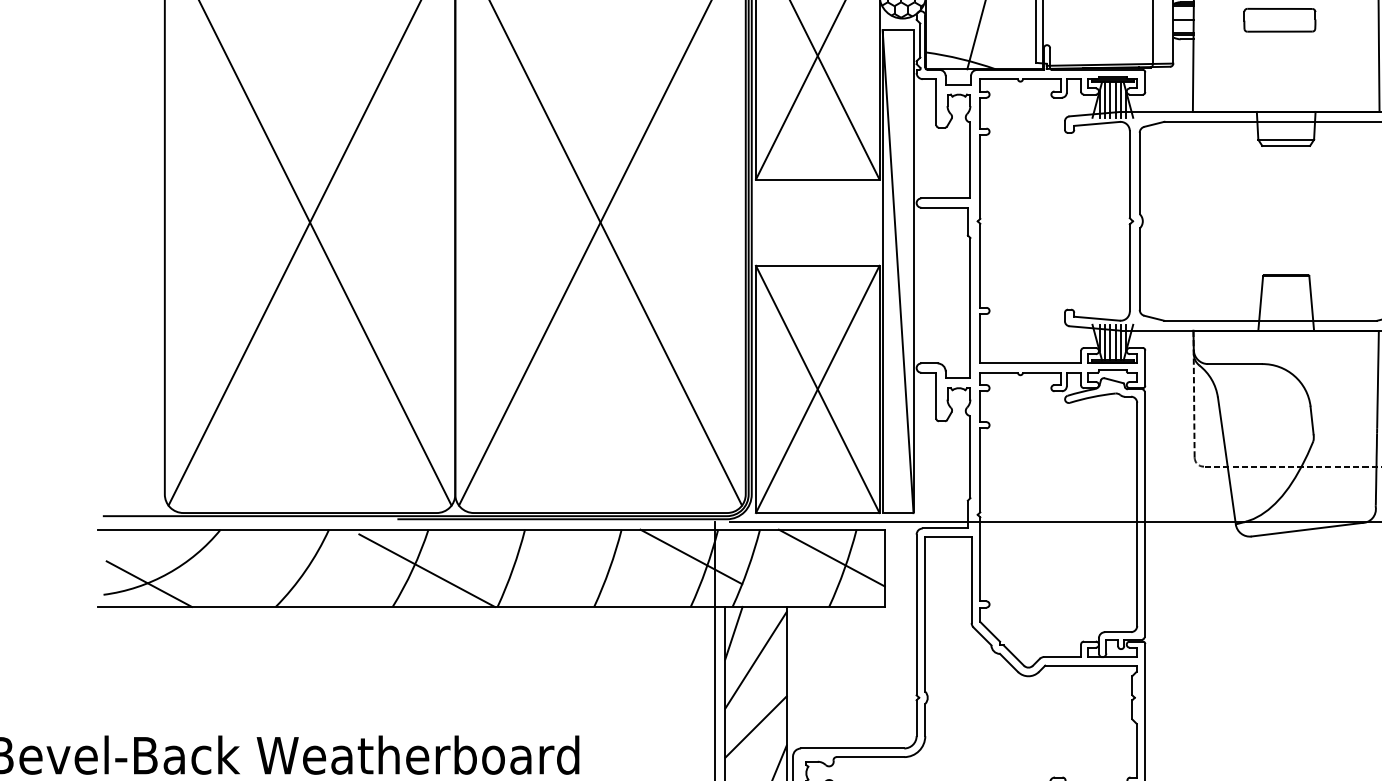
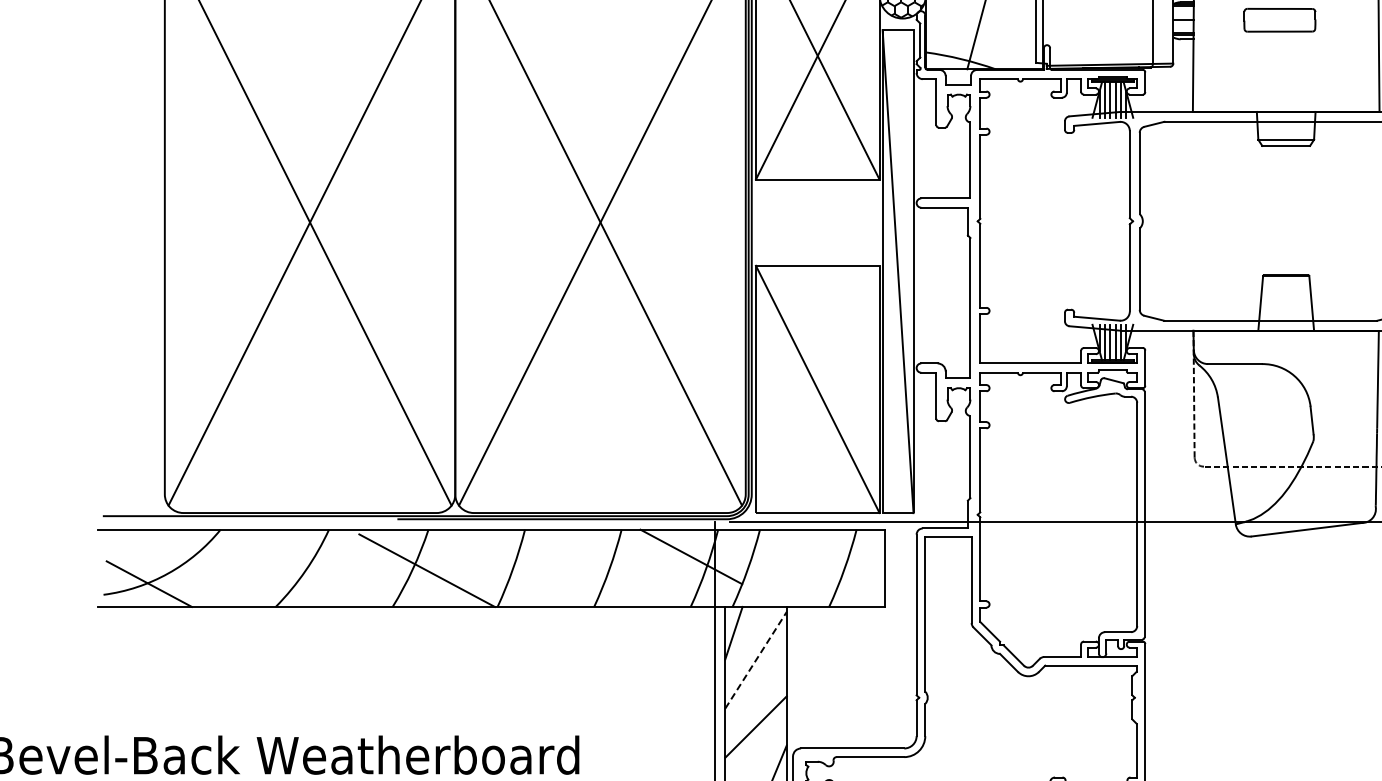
line: present -> none (817, 389)
line: present -> none (831, 557)
line: solid -> dashed (756, 659)
